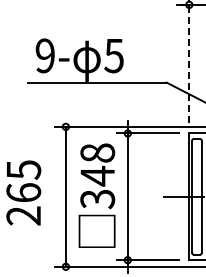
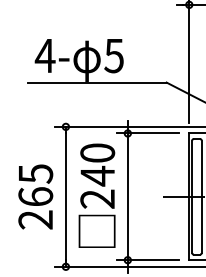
text: 9- -> 4- (44, 55)
line: dashed -> solid (189, 61)
text: 348 -> 240 (97, 176)
text position: (23, 192) -> (35, 196) (35, 196)
